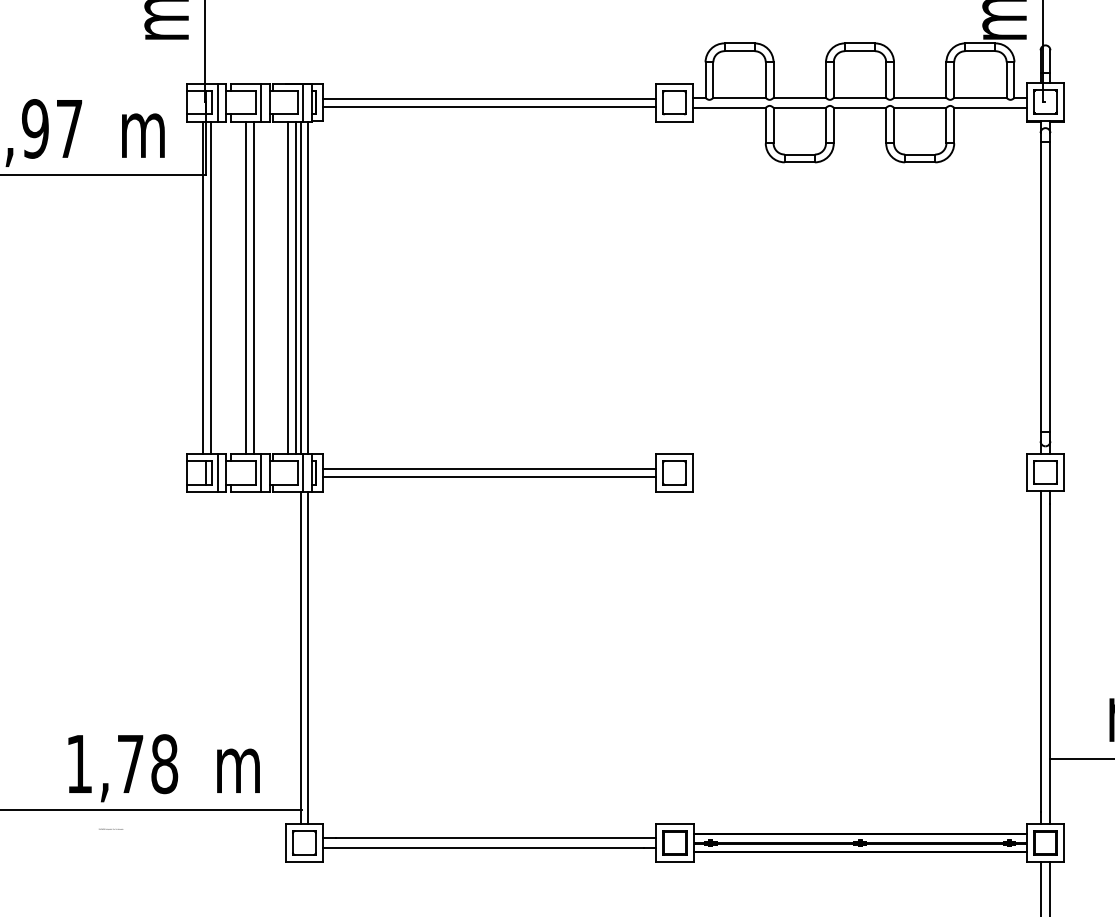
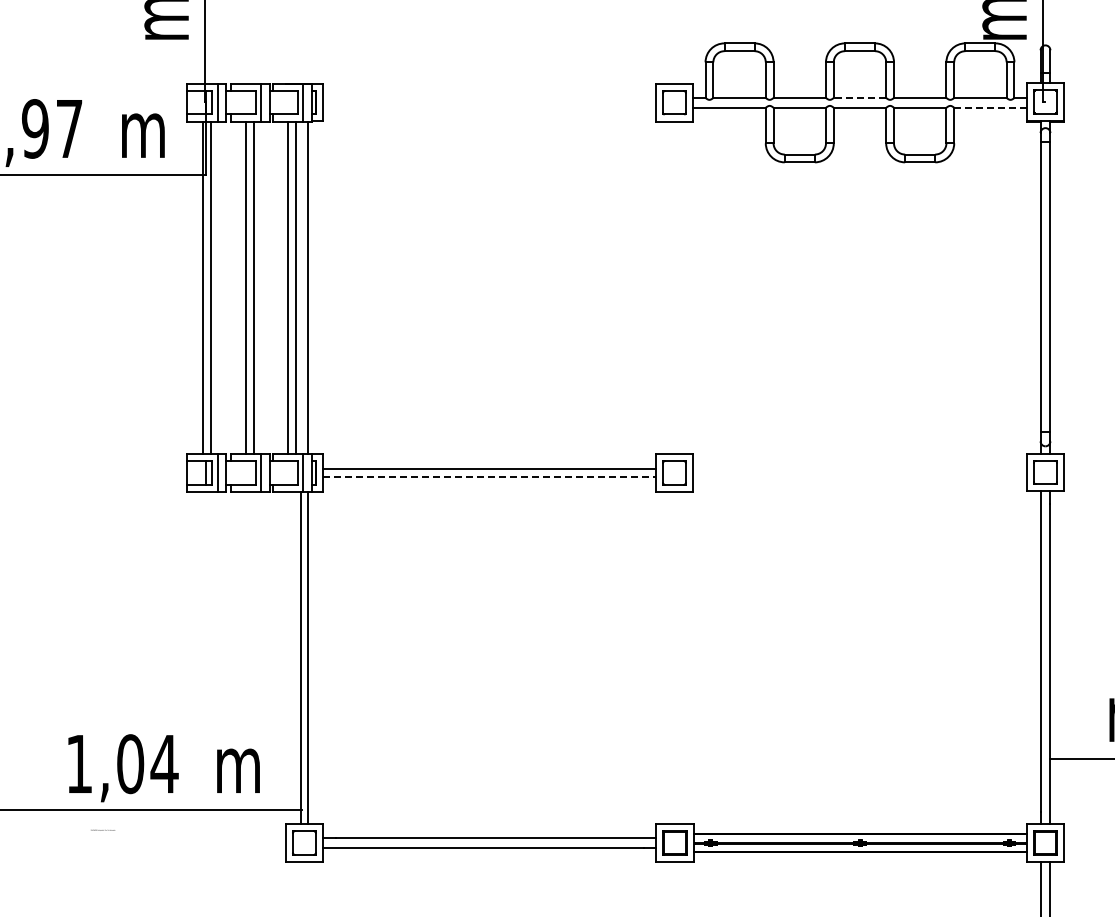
line: solid -> dashed (859, 97)
line: present -> none (489, 98)
line: present -> none (489, 106)
line: solid -> dashed (990, 107)
line: present -> none (300, 287)
line: solid -> dashed (489, 476)
text: 1,78 -> 1,04 (147, 764)
text position: (111, 828) -> (103, 829) (103, 829)
